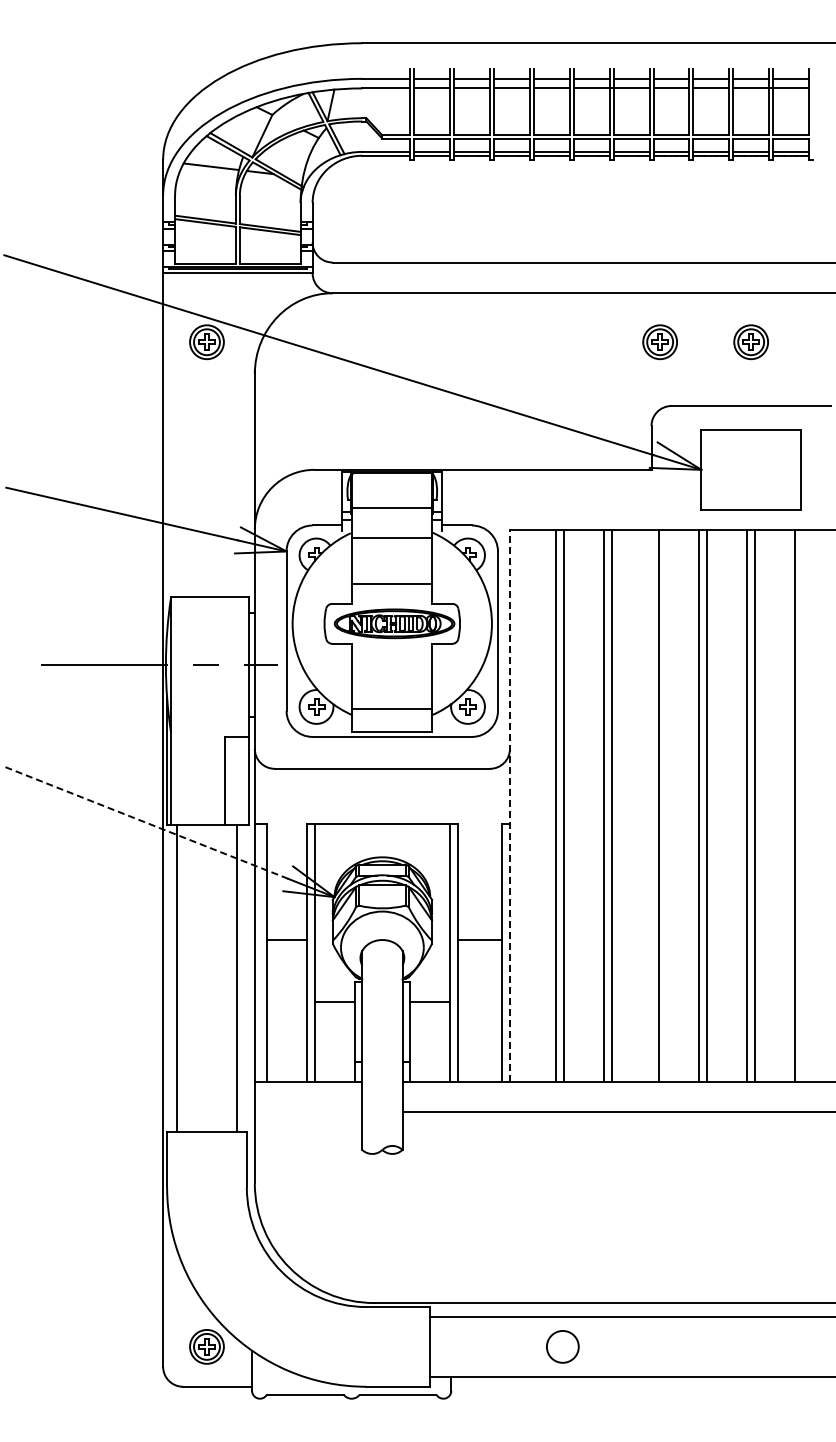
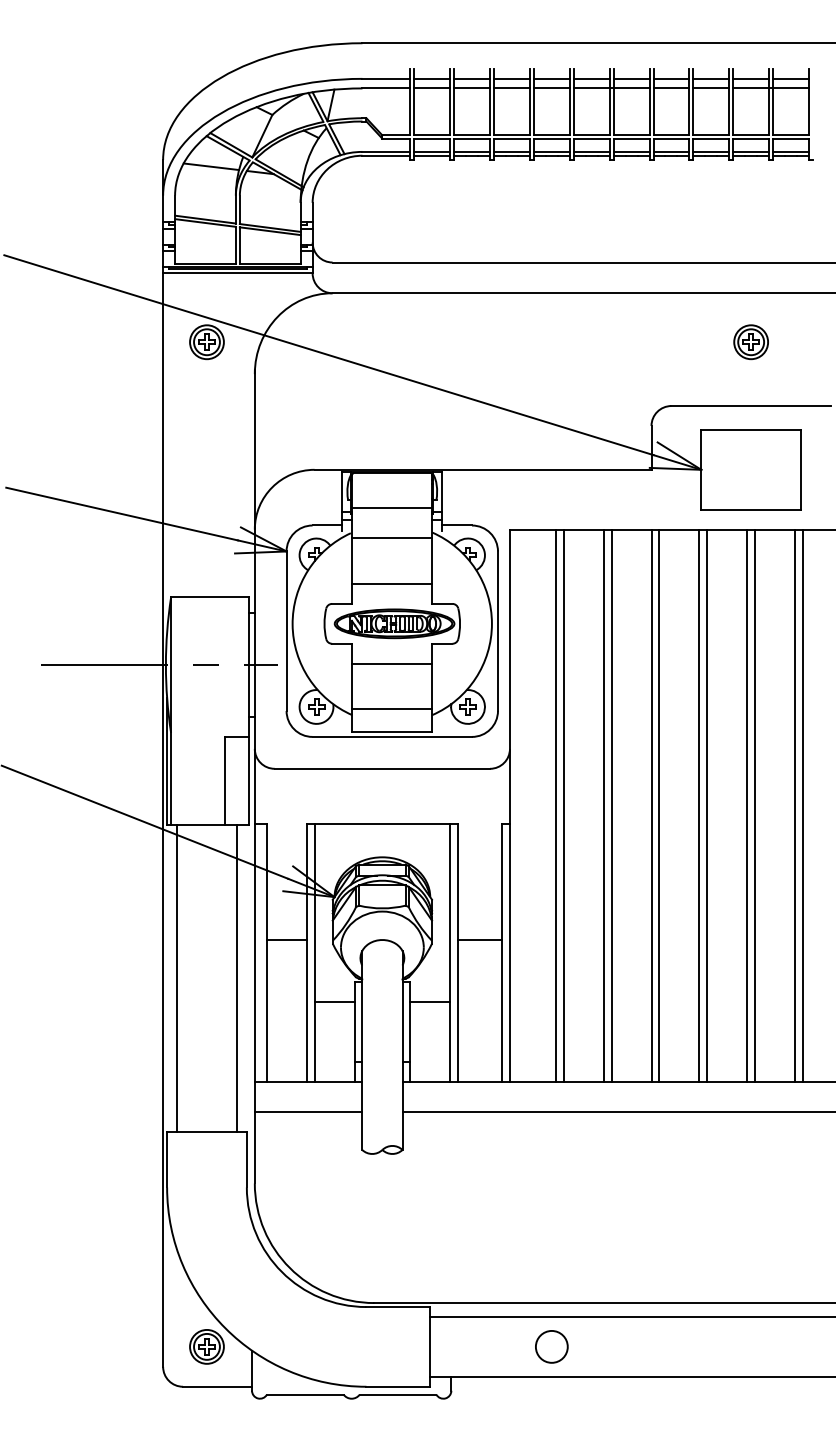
part: present -> none (659, 342)
line: none -> present (392, 663)
line: dashed -> solid (509, 805)
line: none -> present (651, 805)
line: none -> present (803, 805)
line: dashed -> solid (145, 822)
line: none -> present (308, 1111)
circle position: (562, 1346) -> (551, 1346) (551, 1346)
